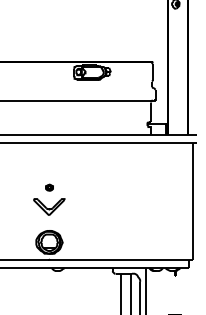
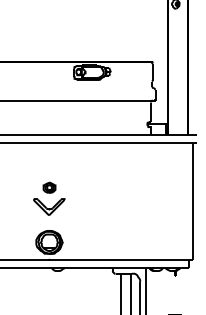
part size: 9x9 px -> 15x13 px (49, 187)
